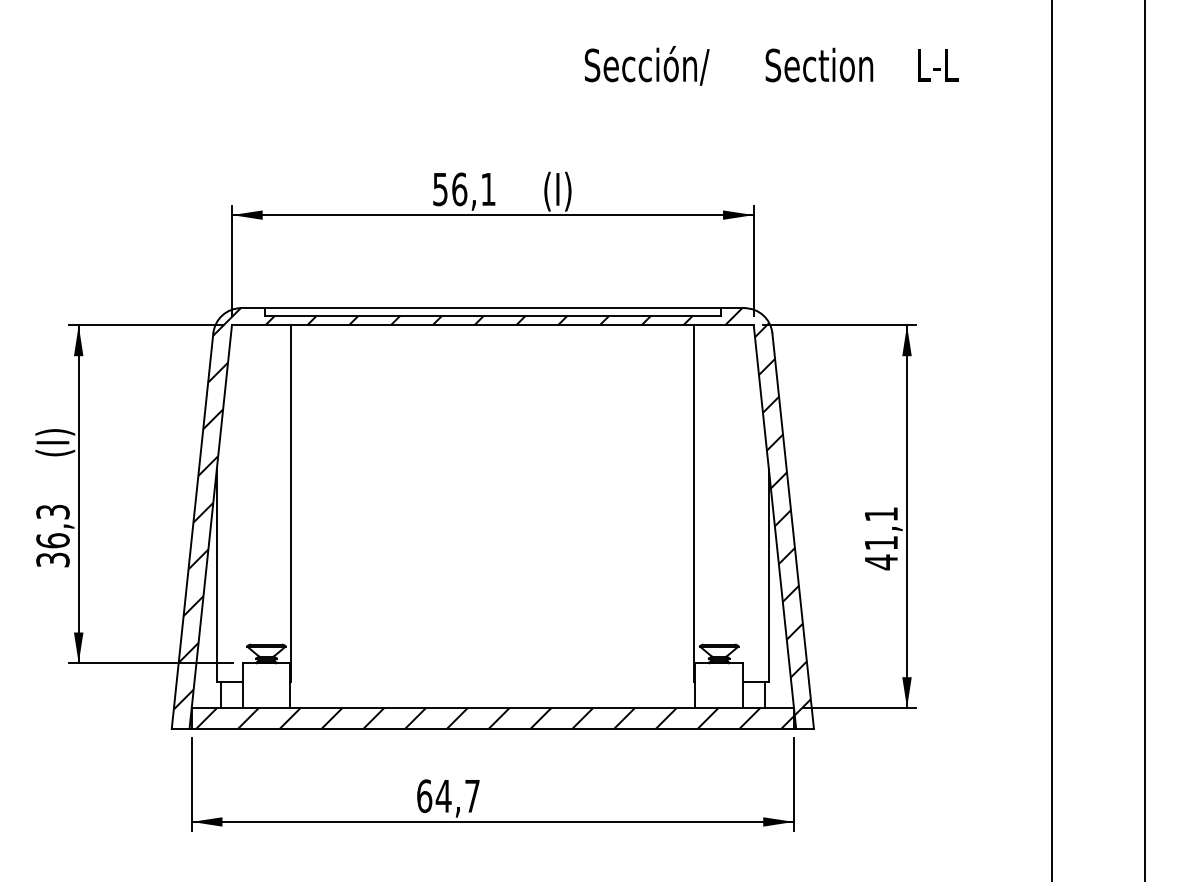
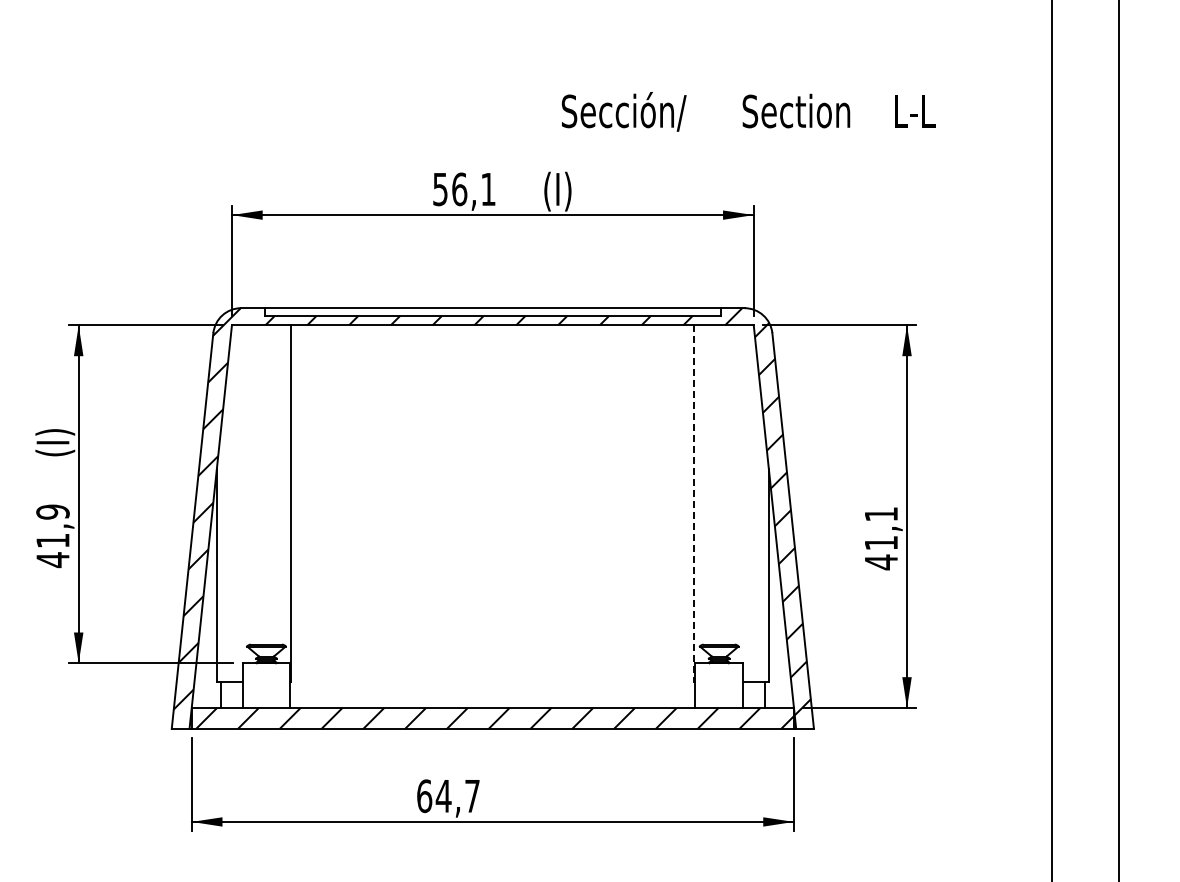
text position: (771, 65) -> (748, 111) (748, 111)
line position: (1144, 440) -> (1118, 440) (1118, 440)
line: solid -> dashed (694, 504)
text: 36,3 -> 41,9 (52, 536)
